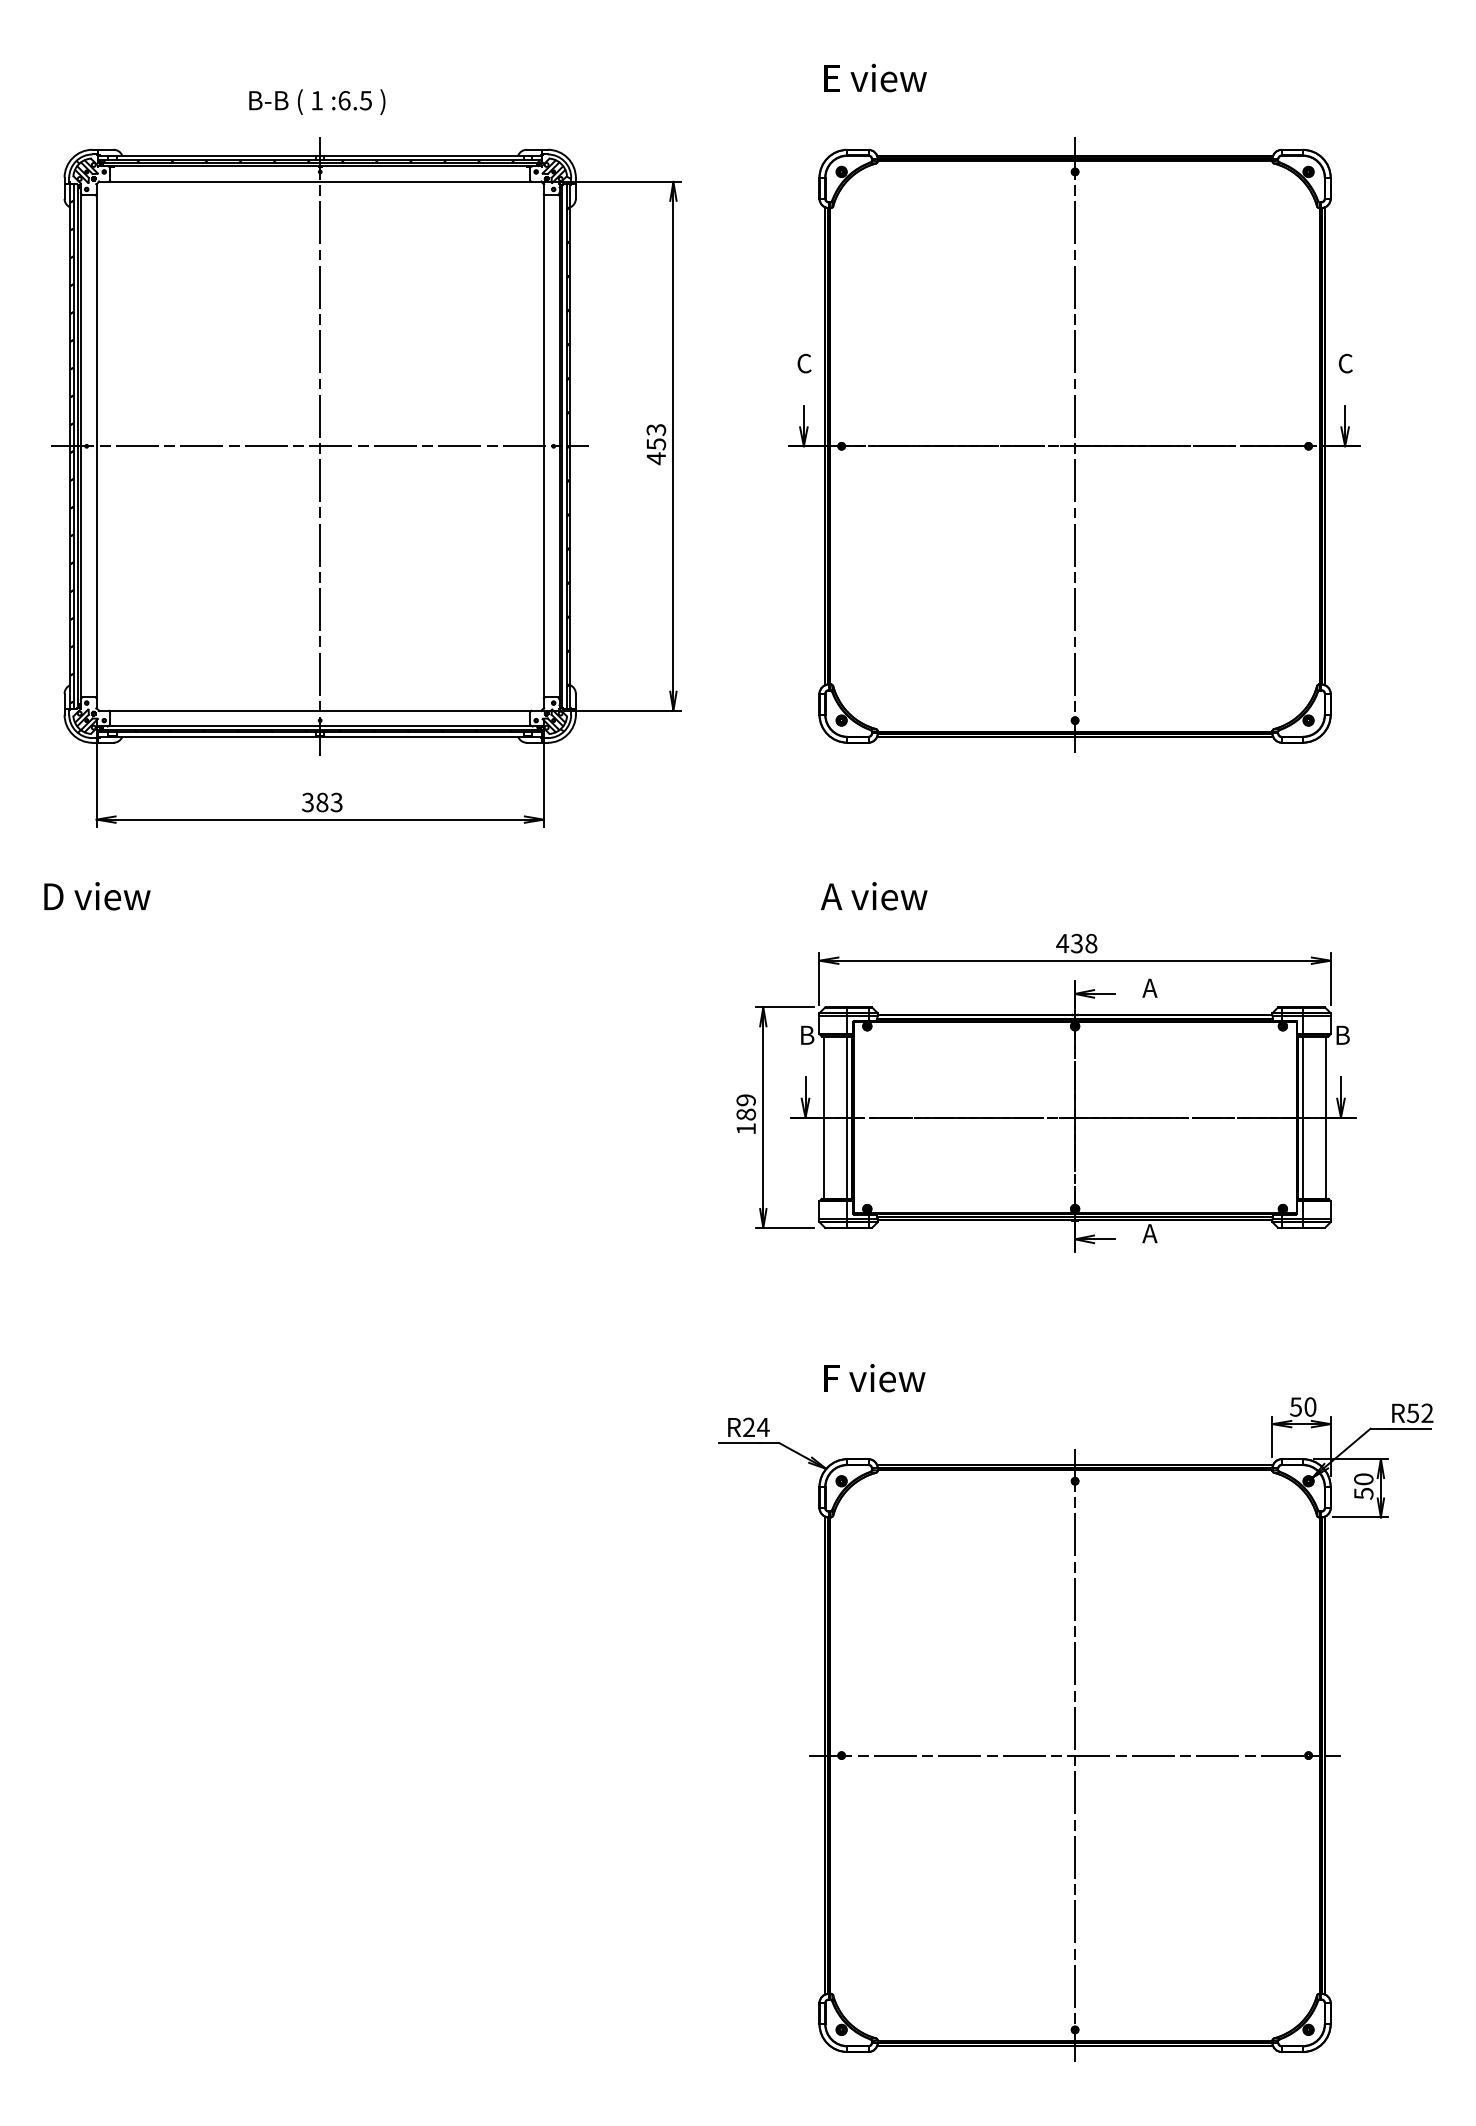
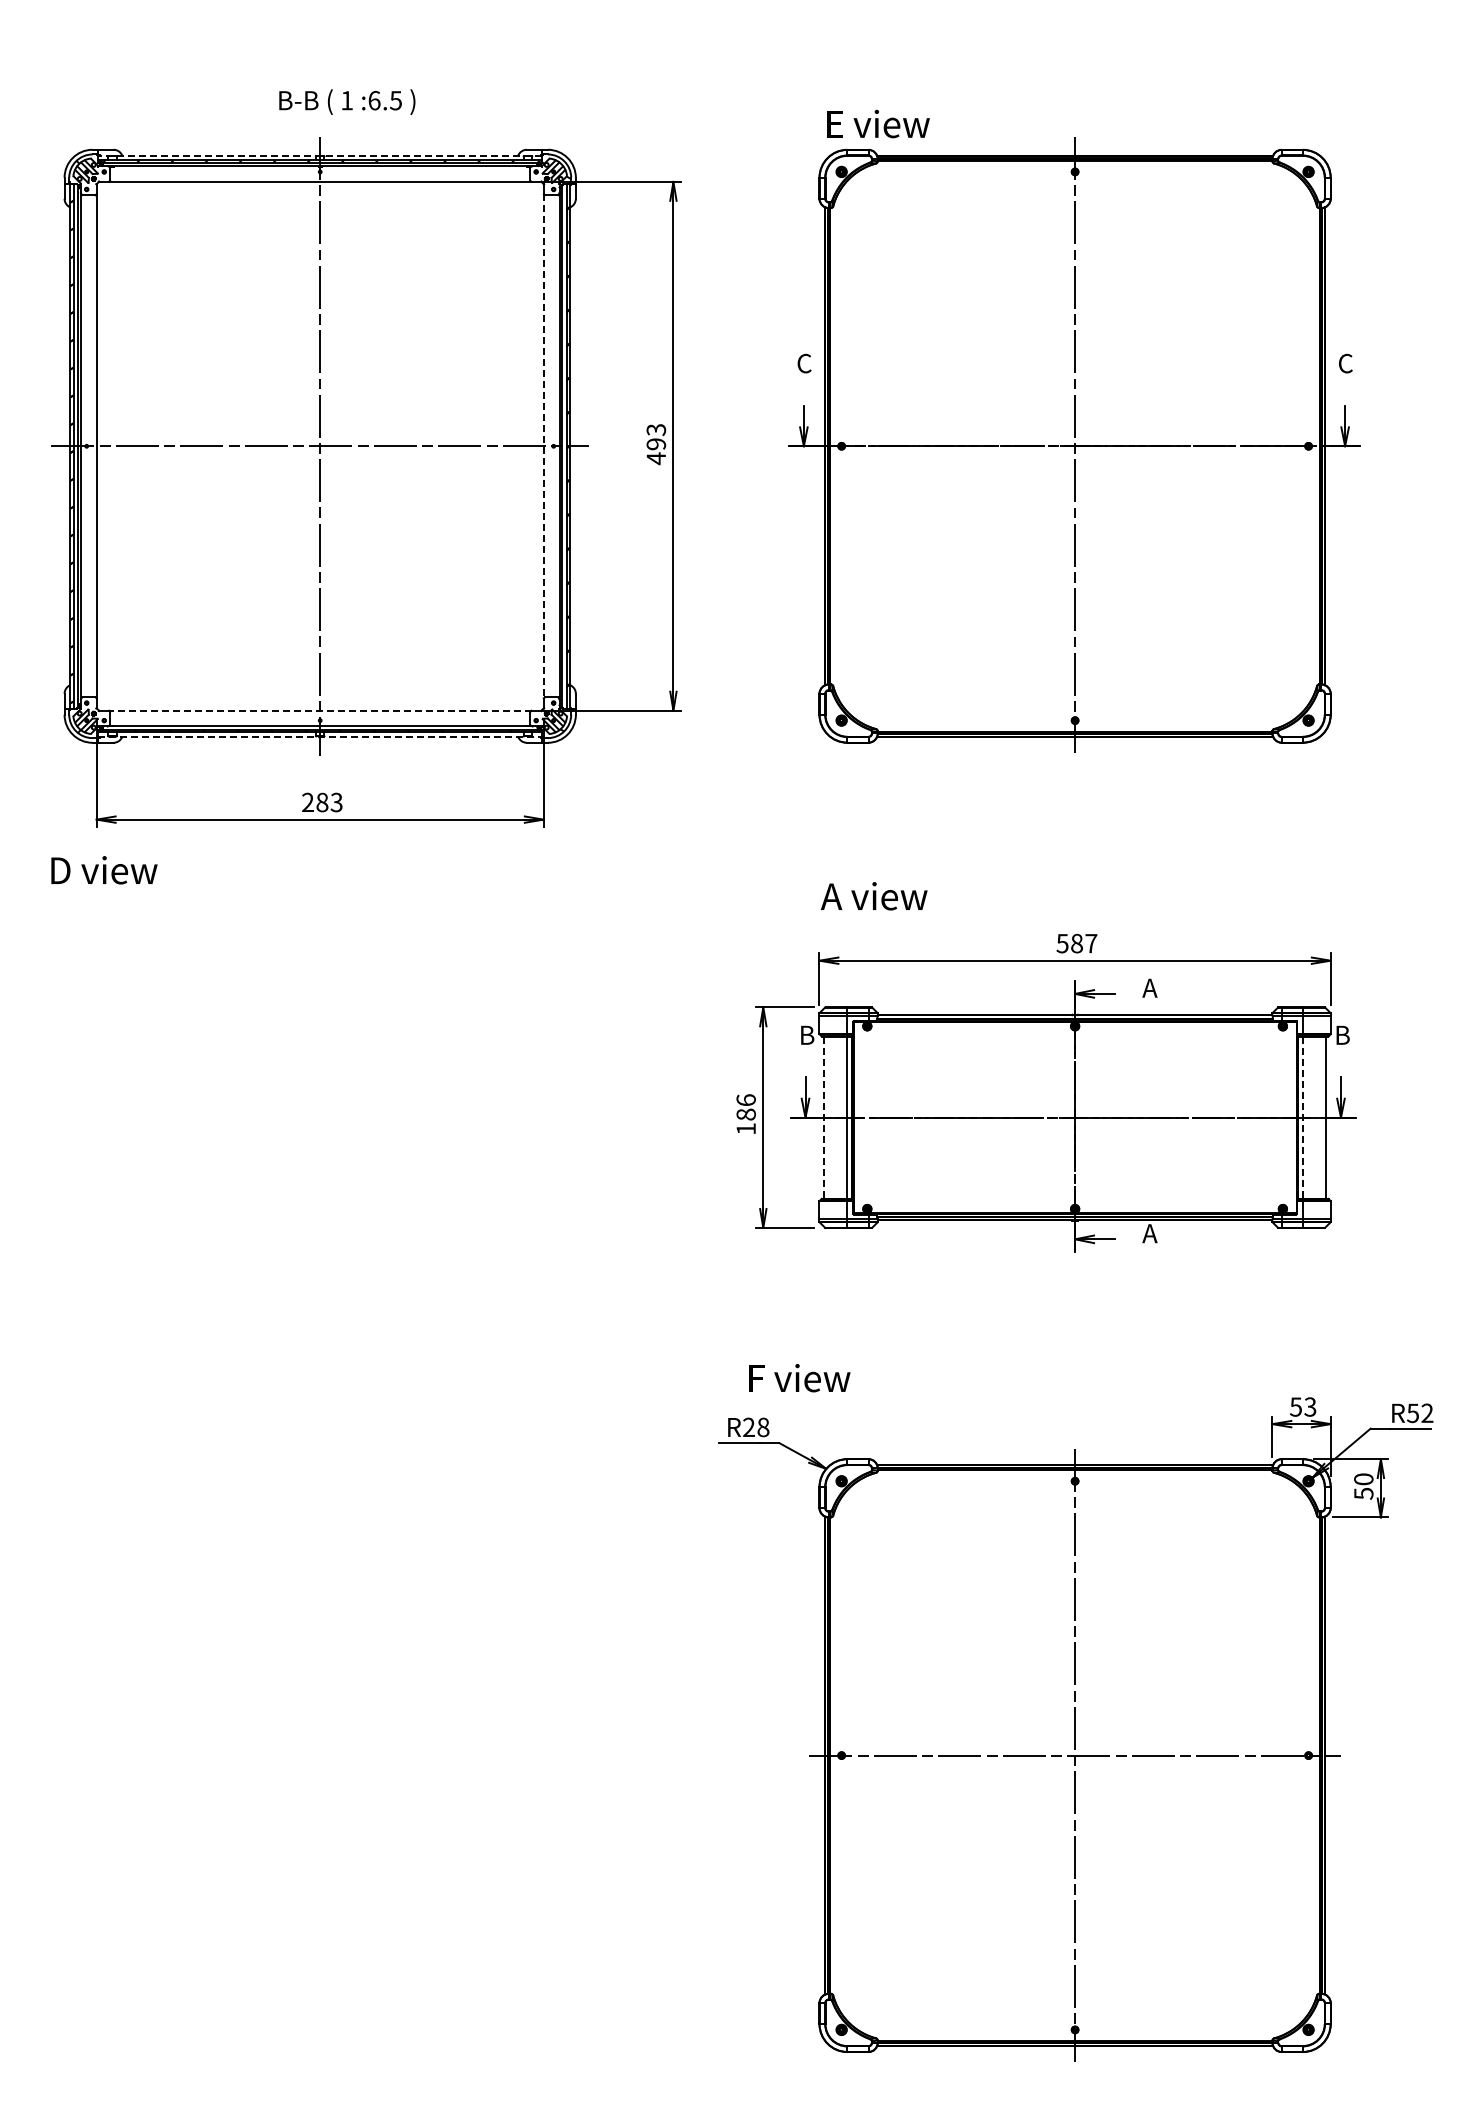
text position: (875, 77) -> (878, 123) (878, 123)
text position: (317, 101) -> (347, 101) (347, 101)
line: solid -> dashed (320, 155)
text: 453 -> 493 (655, 444)
line: solid -> dashed (543, 446)
line: solid -> dashed (319, 710)
line: solid -> dashed (320, 736)
text: 383 -> 283 (307, 802)
text position: (97, 896) -> (104, 870) (104, 870)
text: 438 -> 587 (1076, 943)
text: 189 -> 186 (745, 1100)
line: solid -> dashed (824, 1118)
line: solid -> dashed (1302, 1118)
text position: (874, 1378) -> (799, 1378) (799, 1378)
text: 50 -> 53 (1310, 1406)
text: R24 -> R28 (762, 1427)
